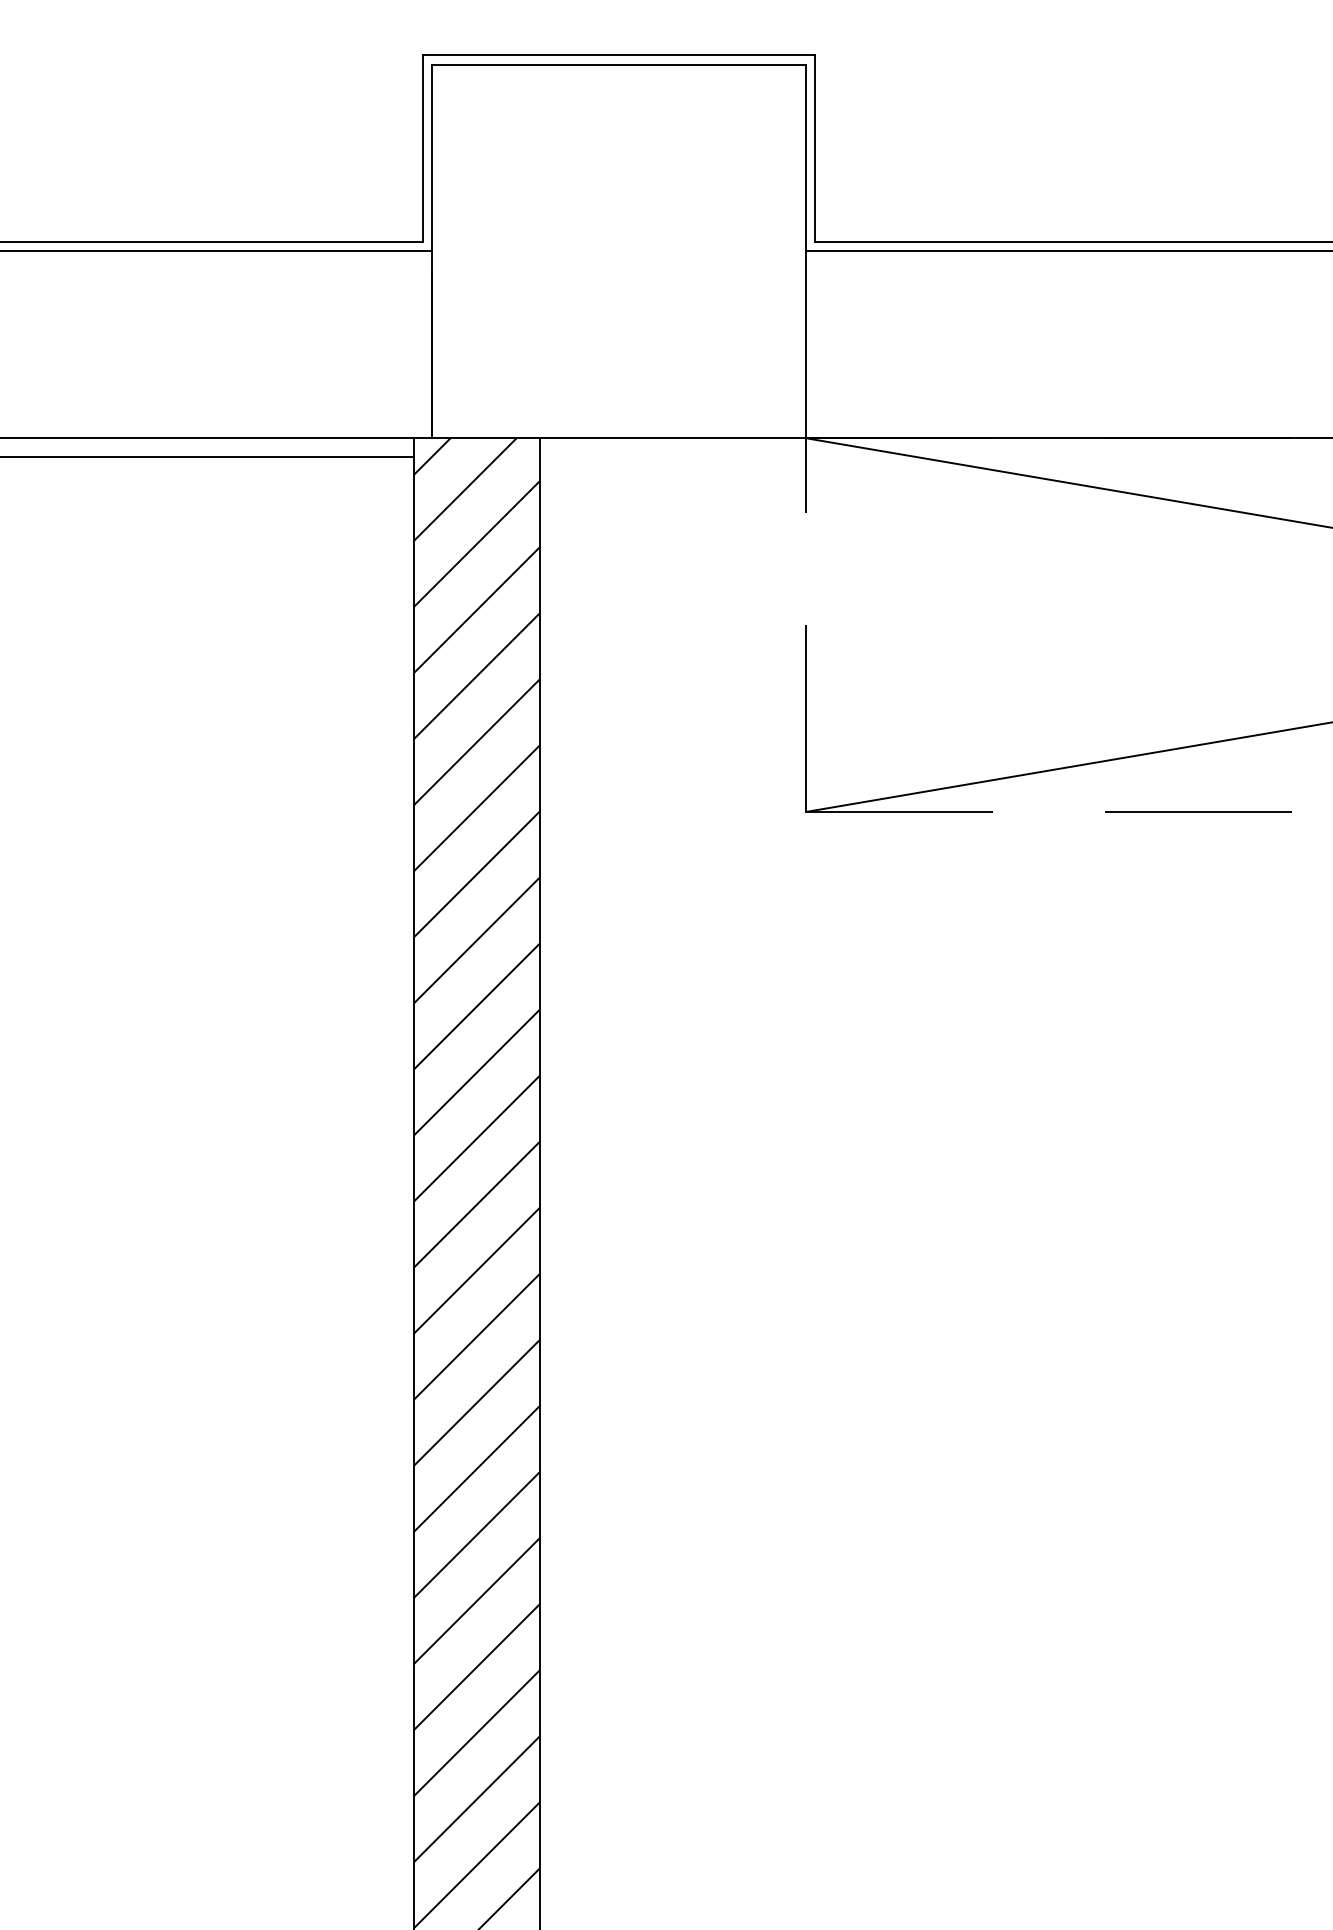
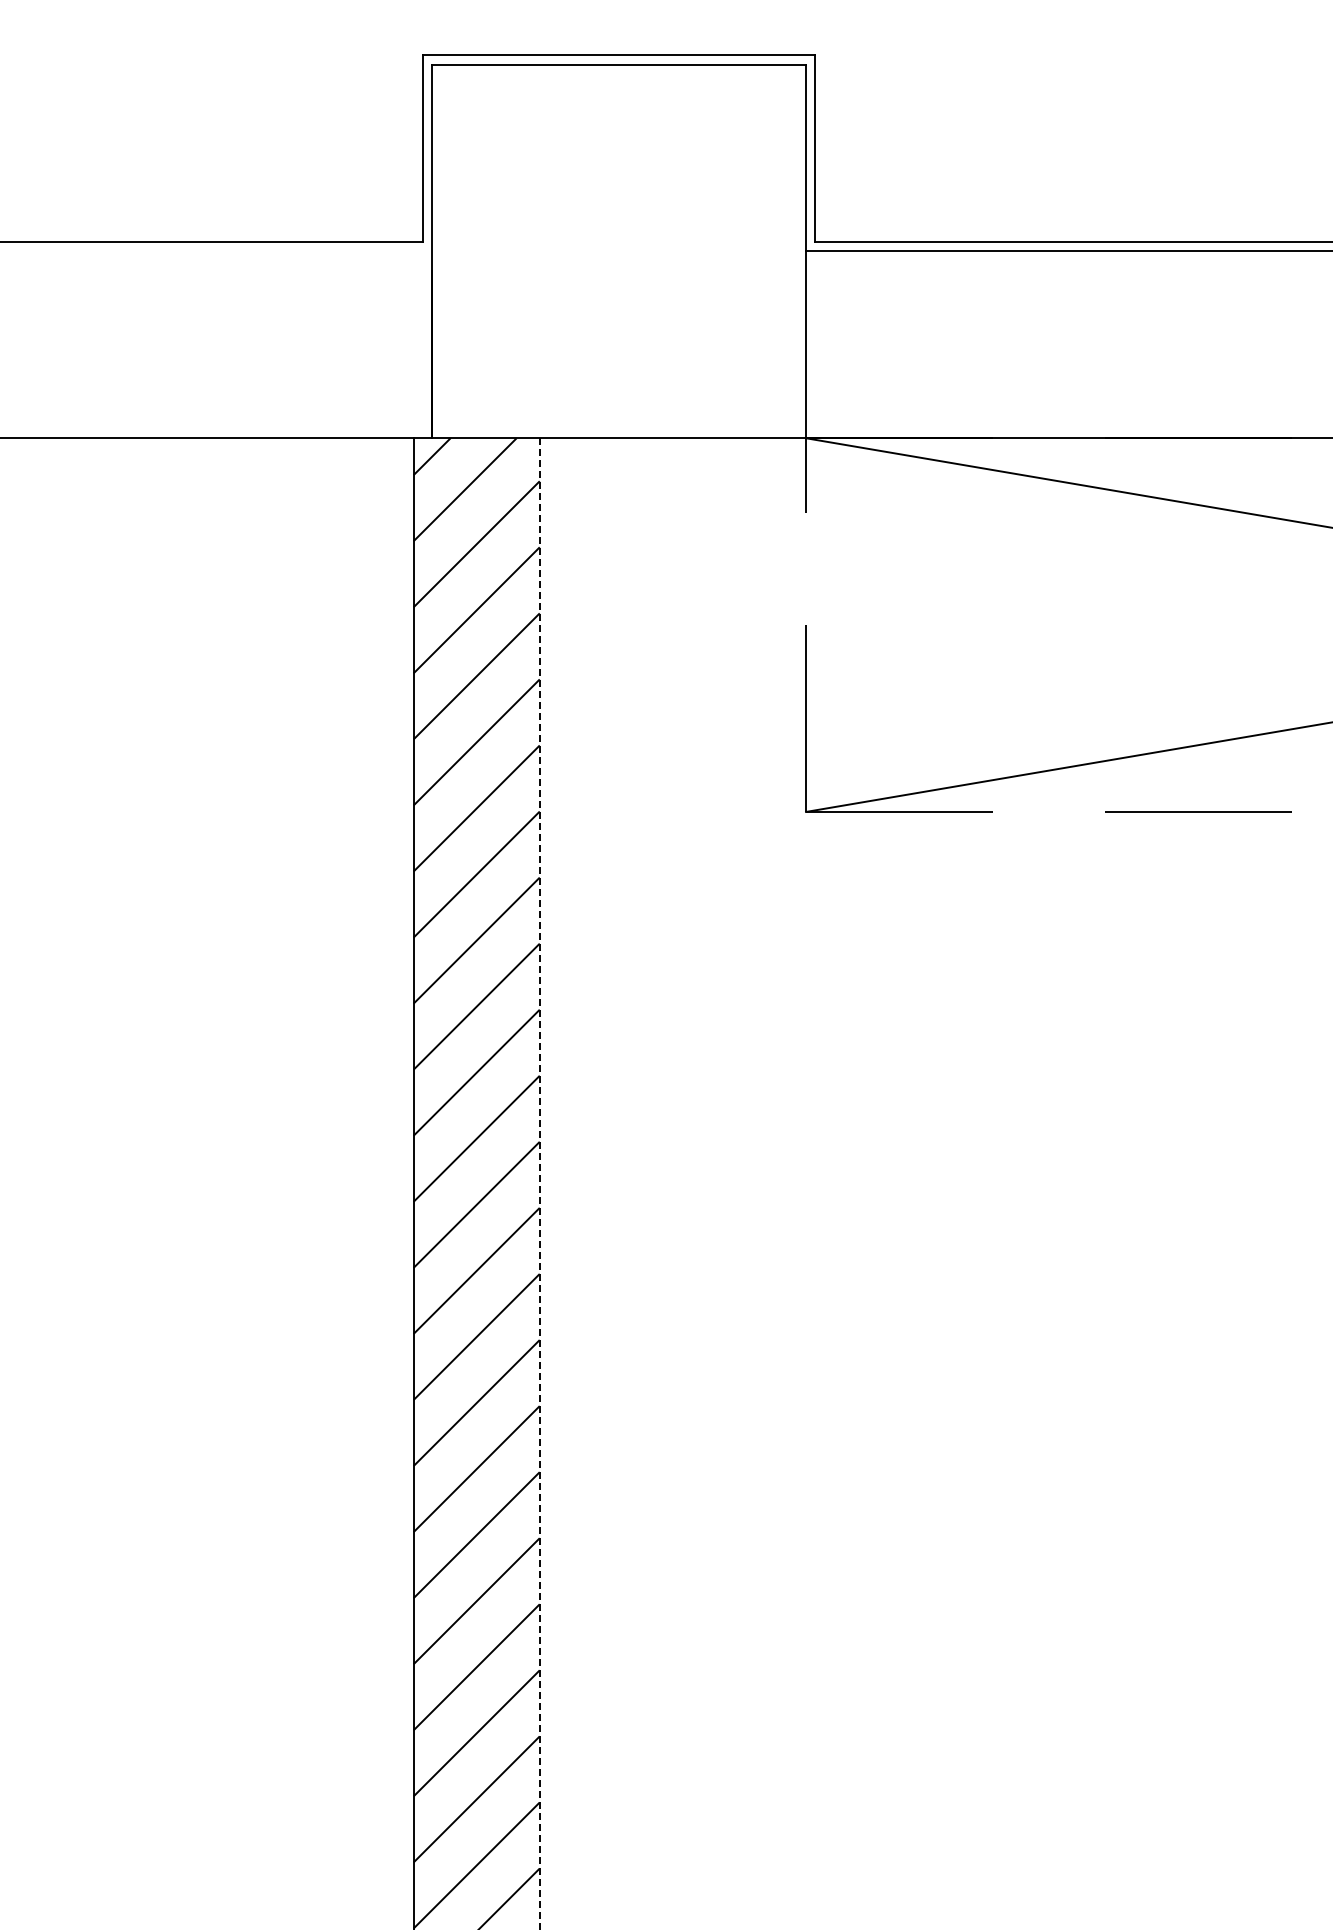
line: present -> none (217, 251)
line: present -> none (207, 456)
line: solid -> dashed (539, 1184)
